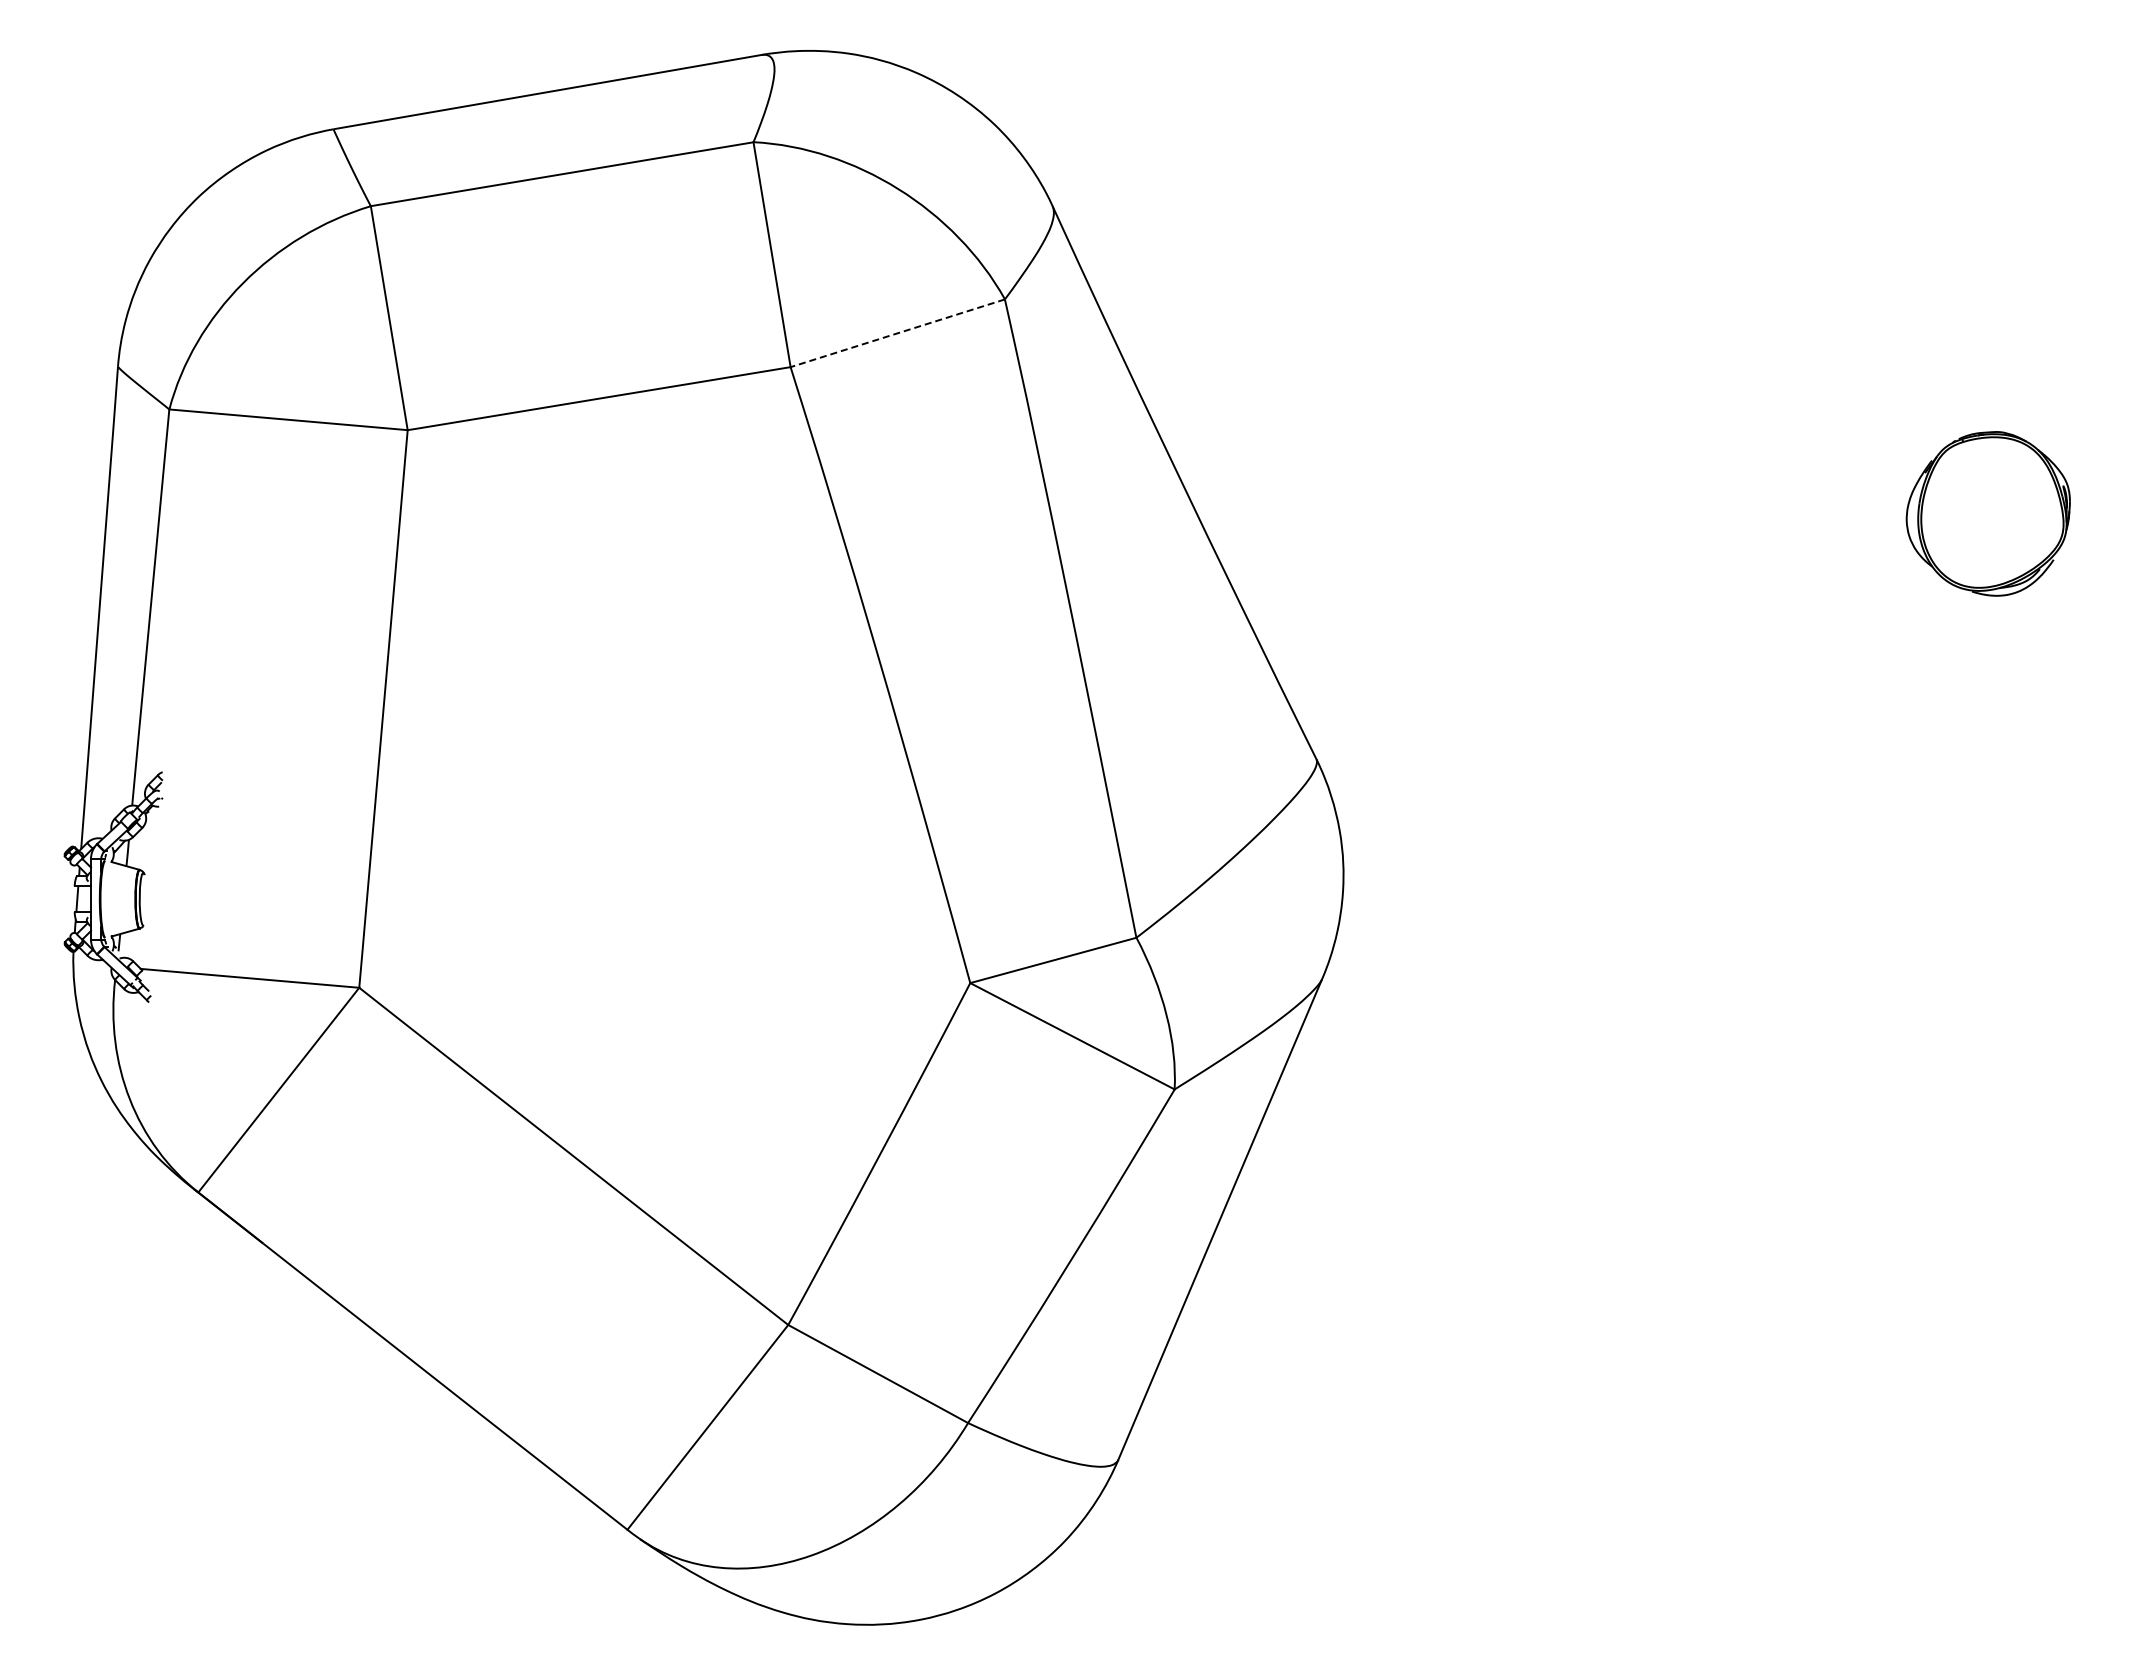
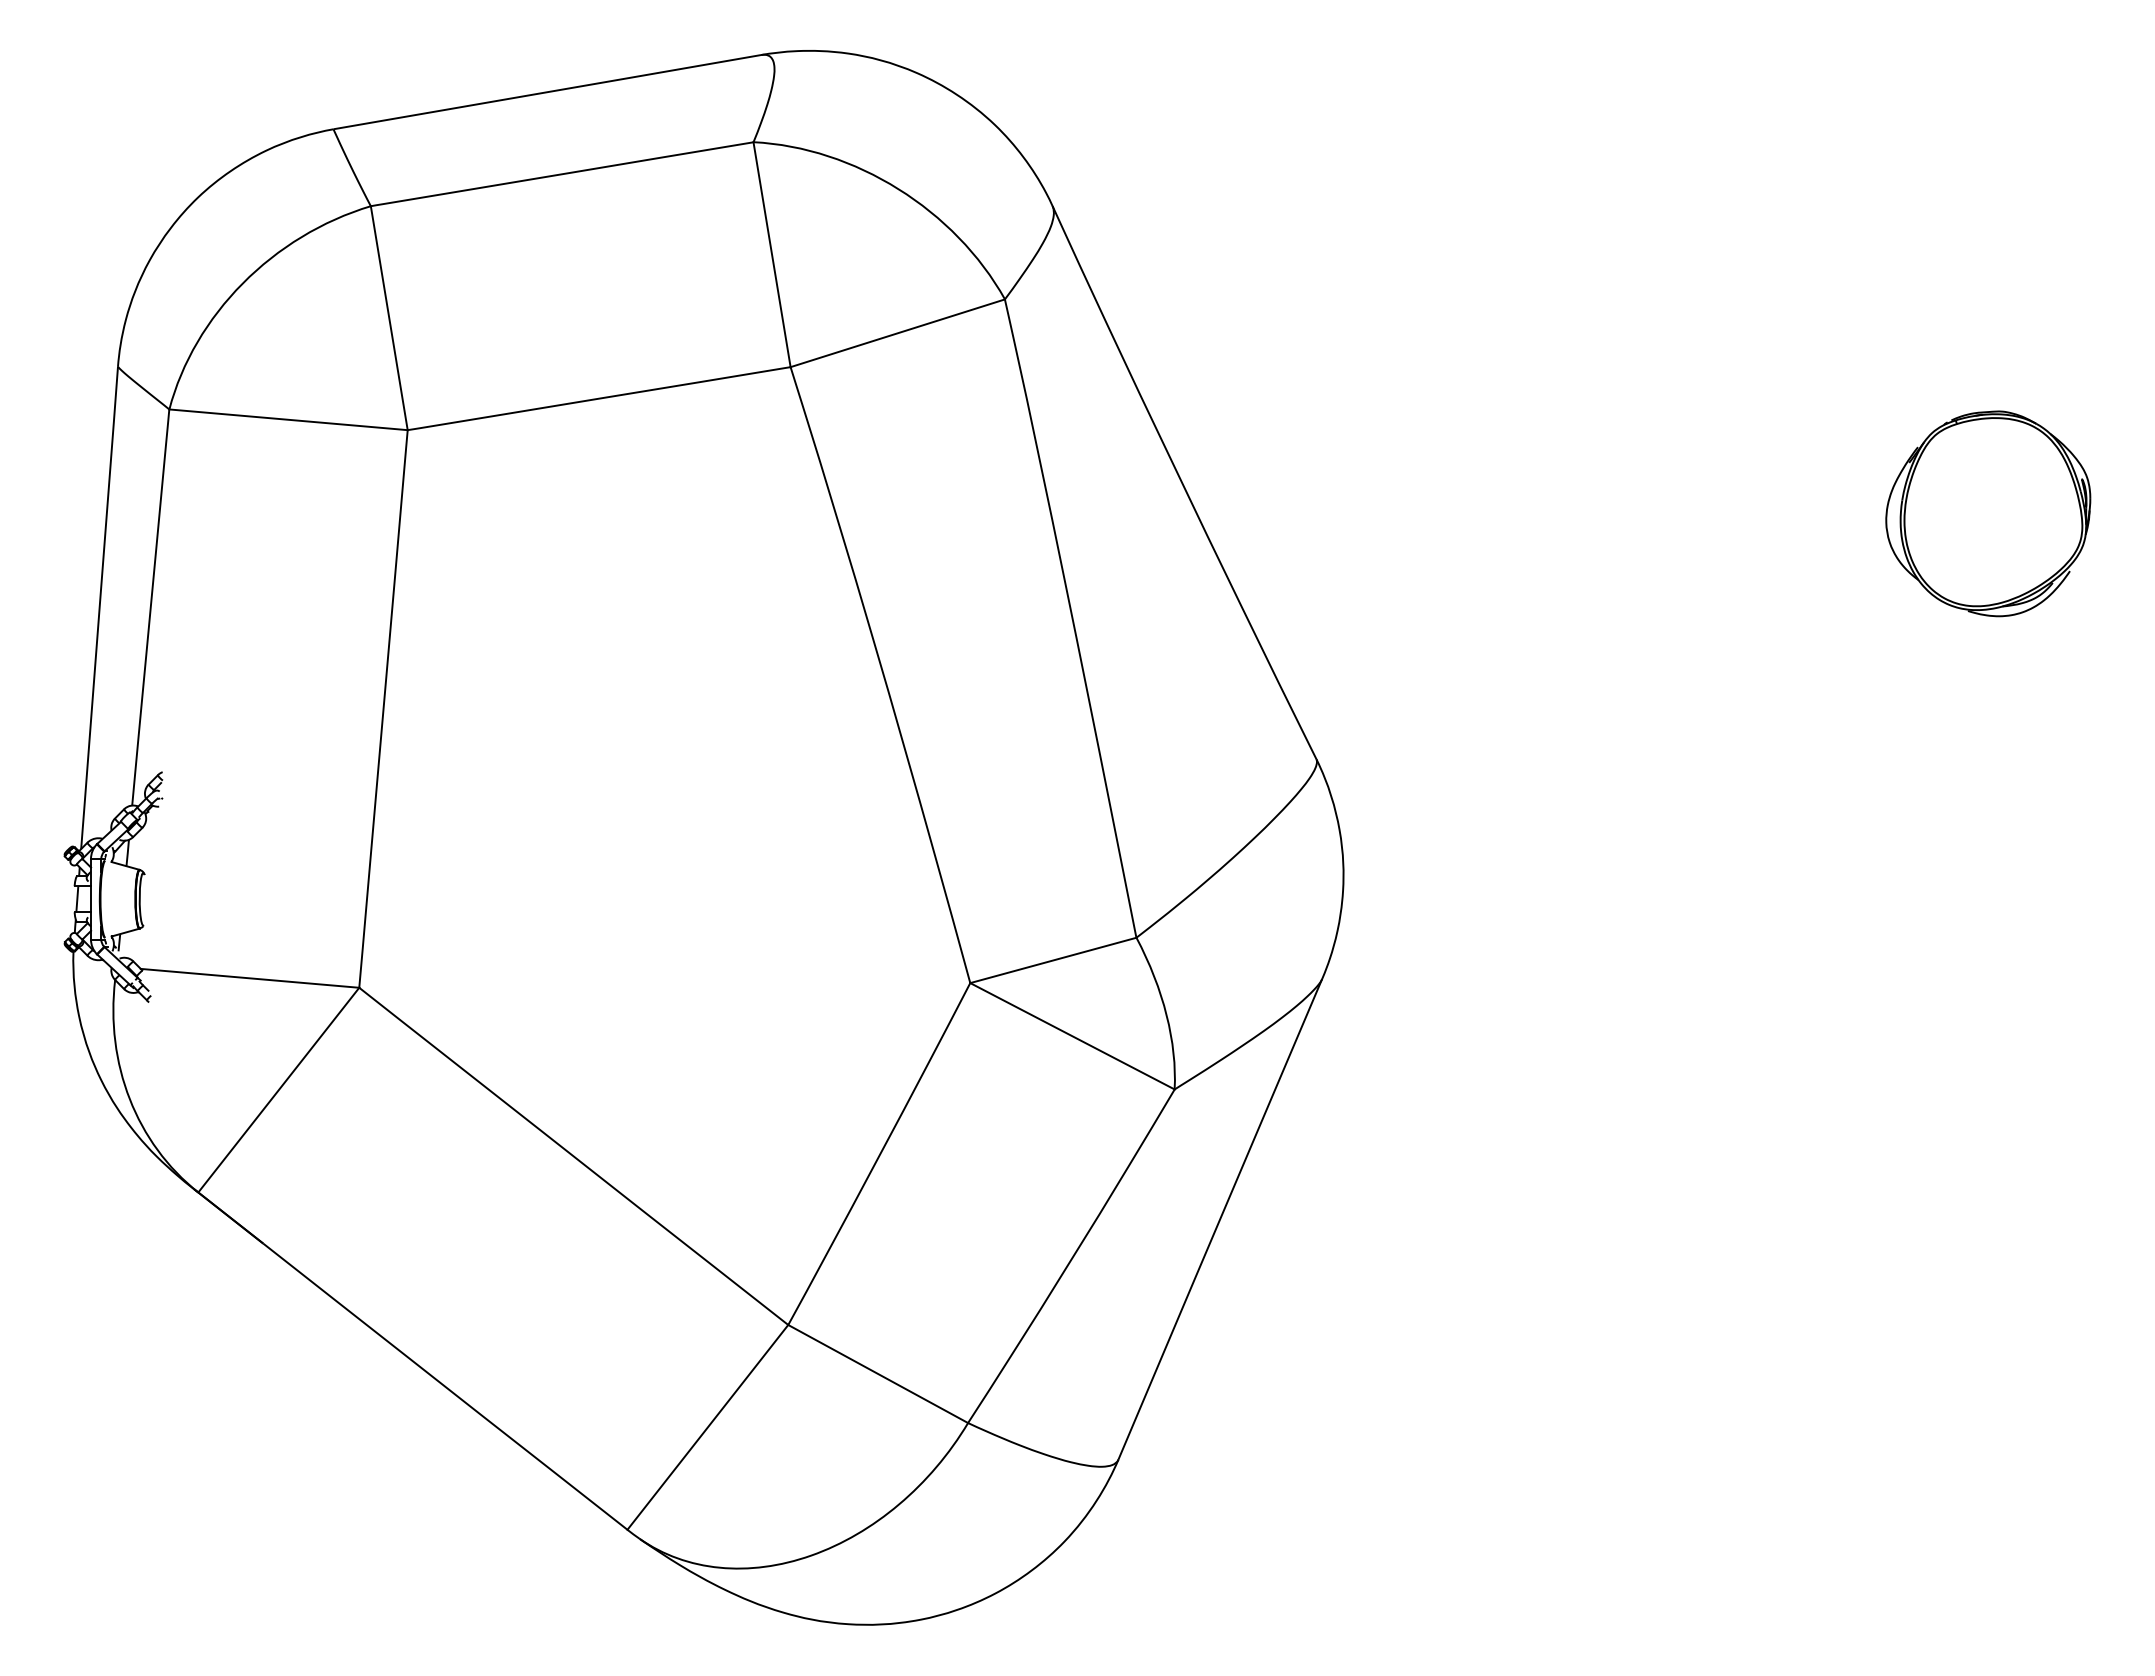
line: dashed -> solid (897, 333)
part size: 166x166 px -> 207x208 px (1988, 513)
